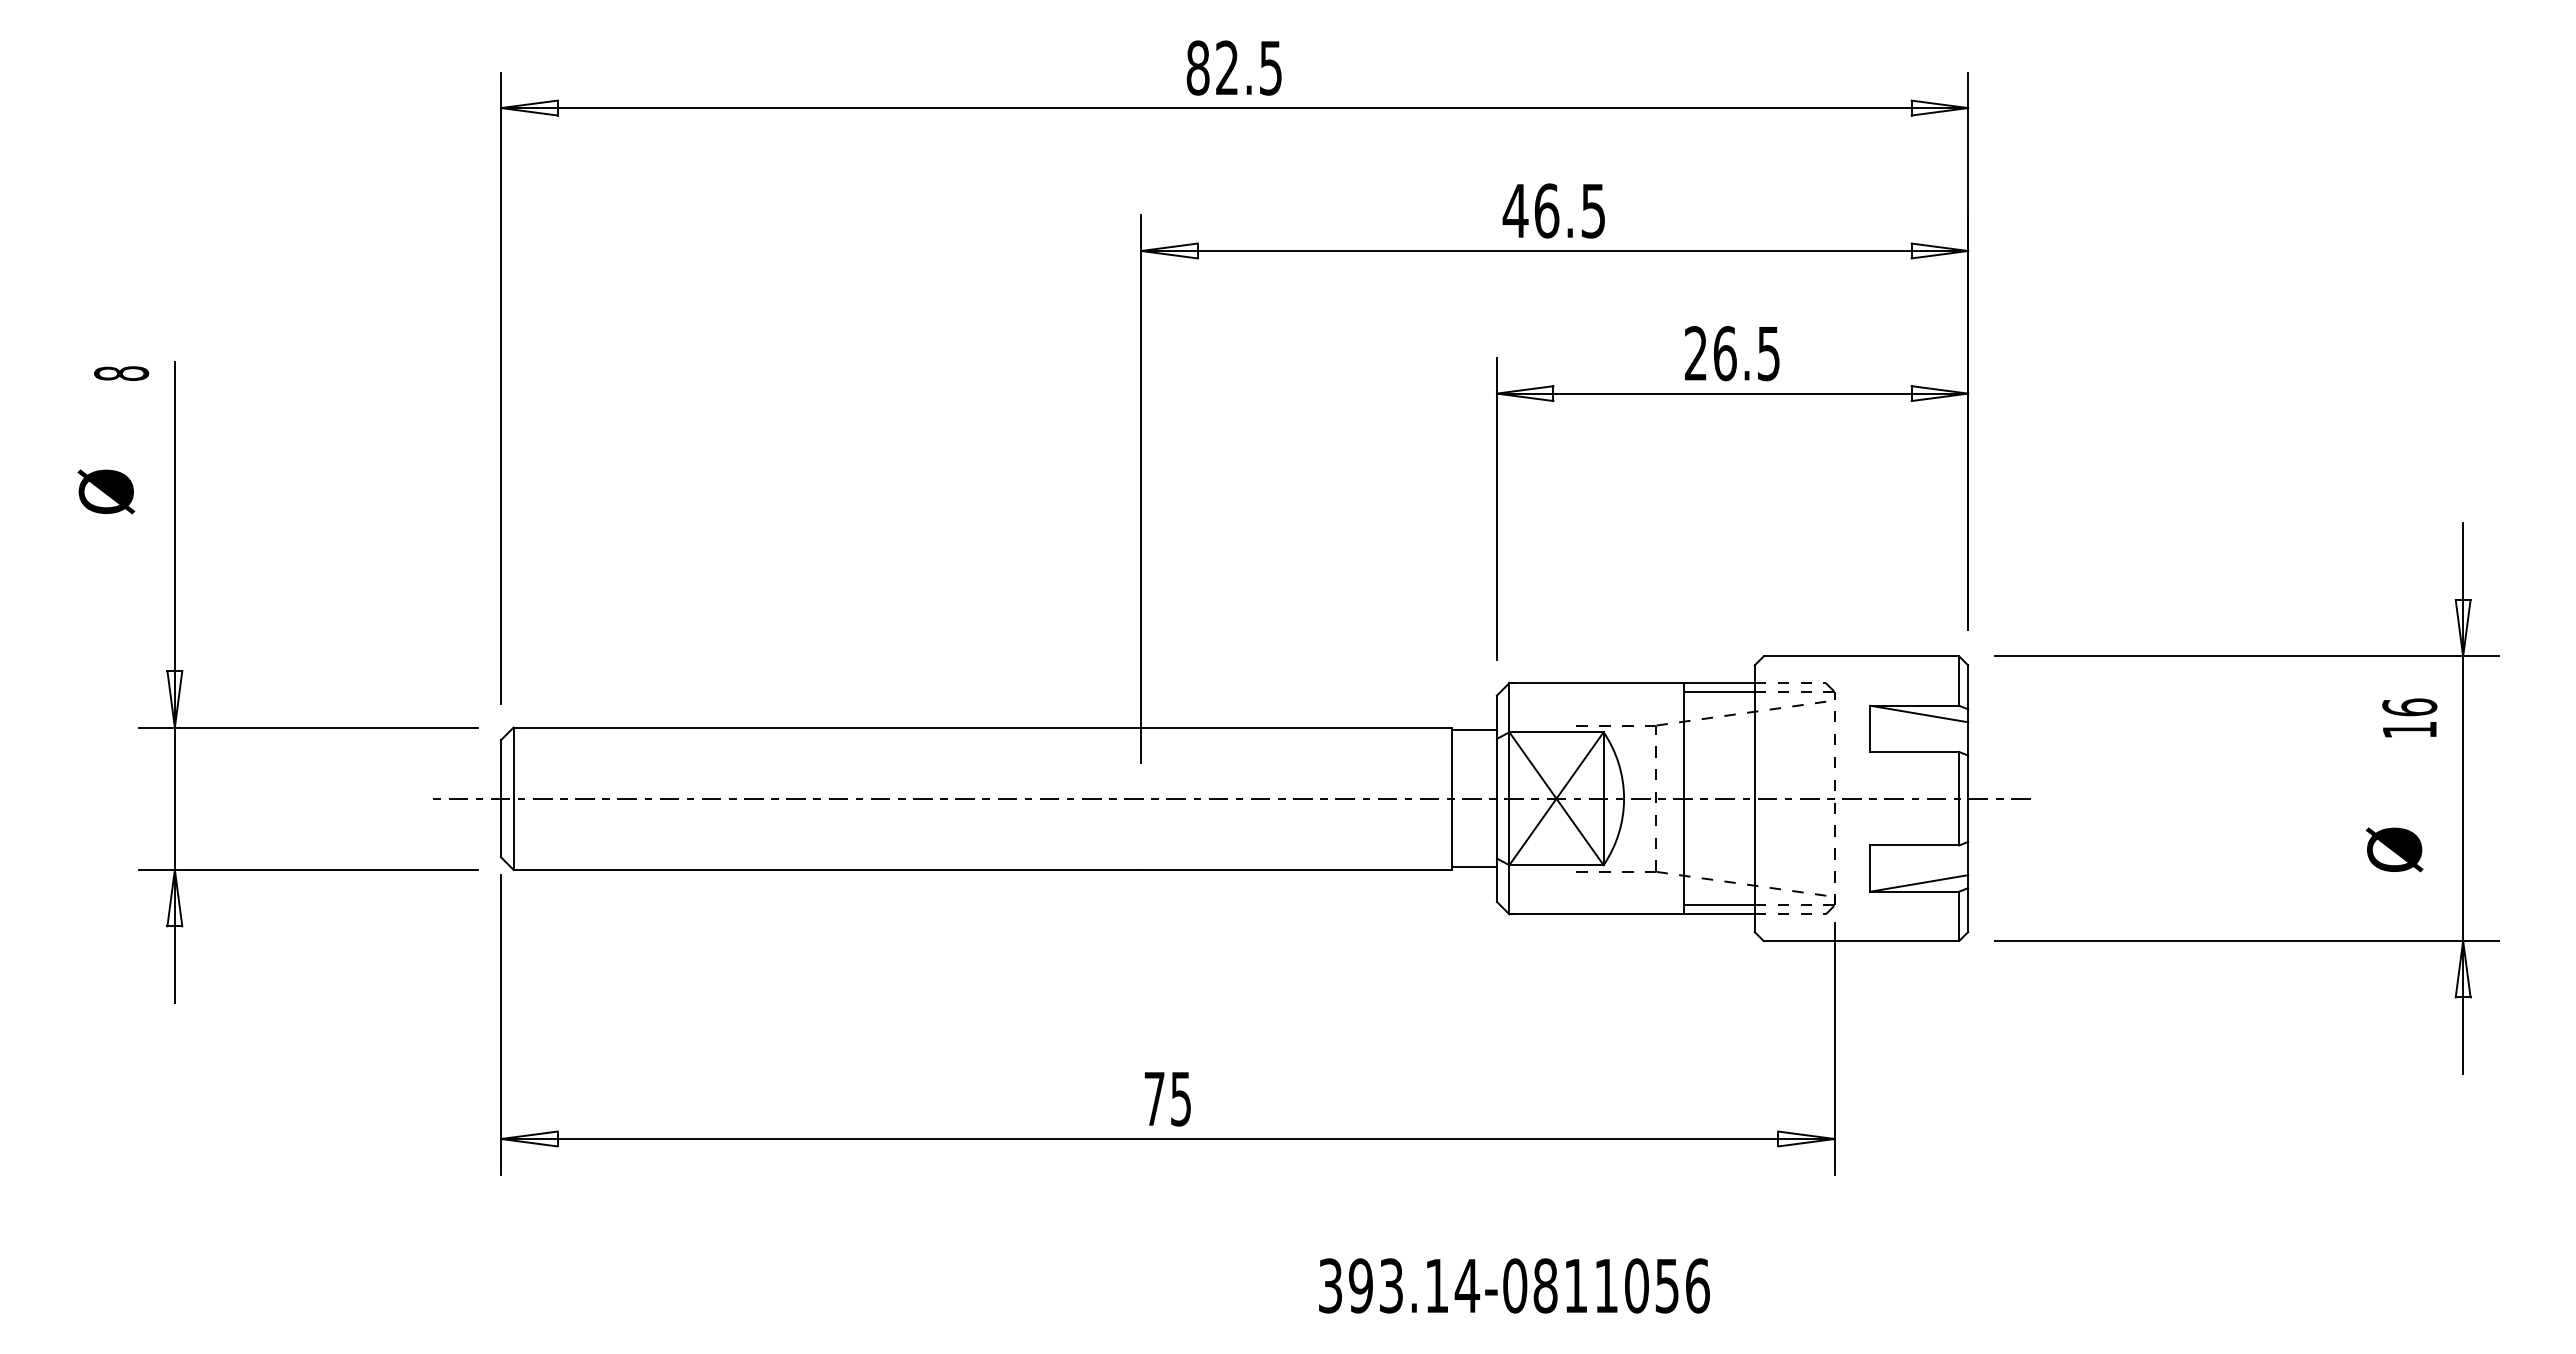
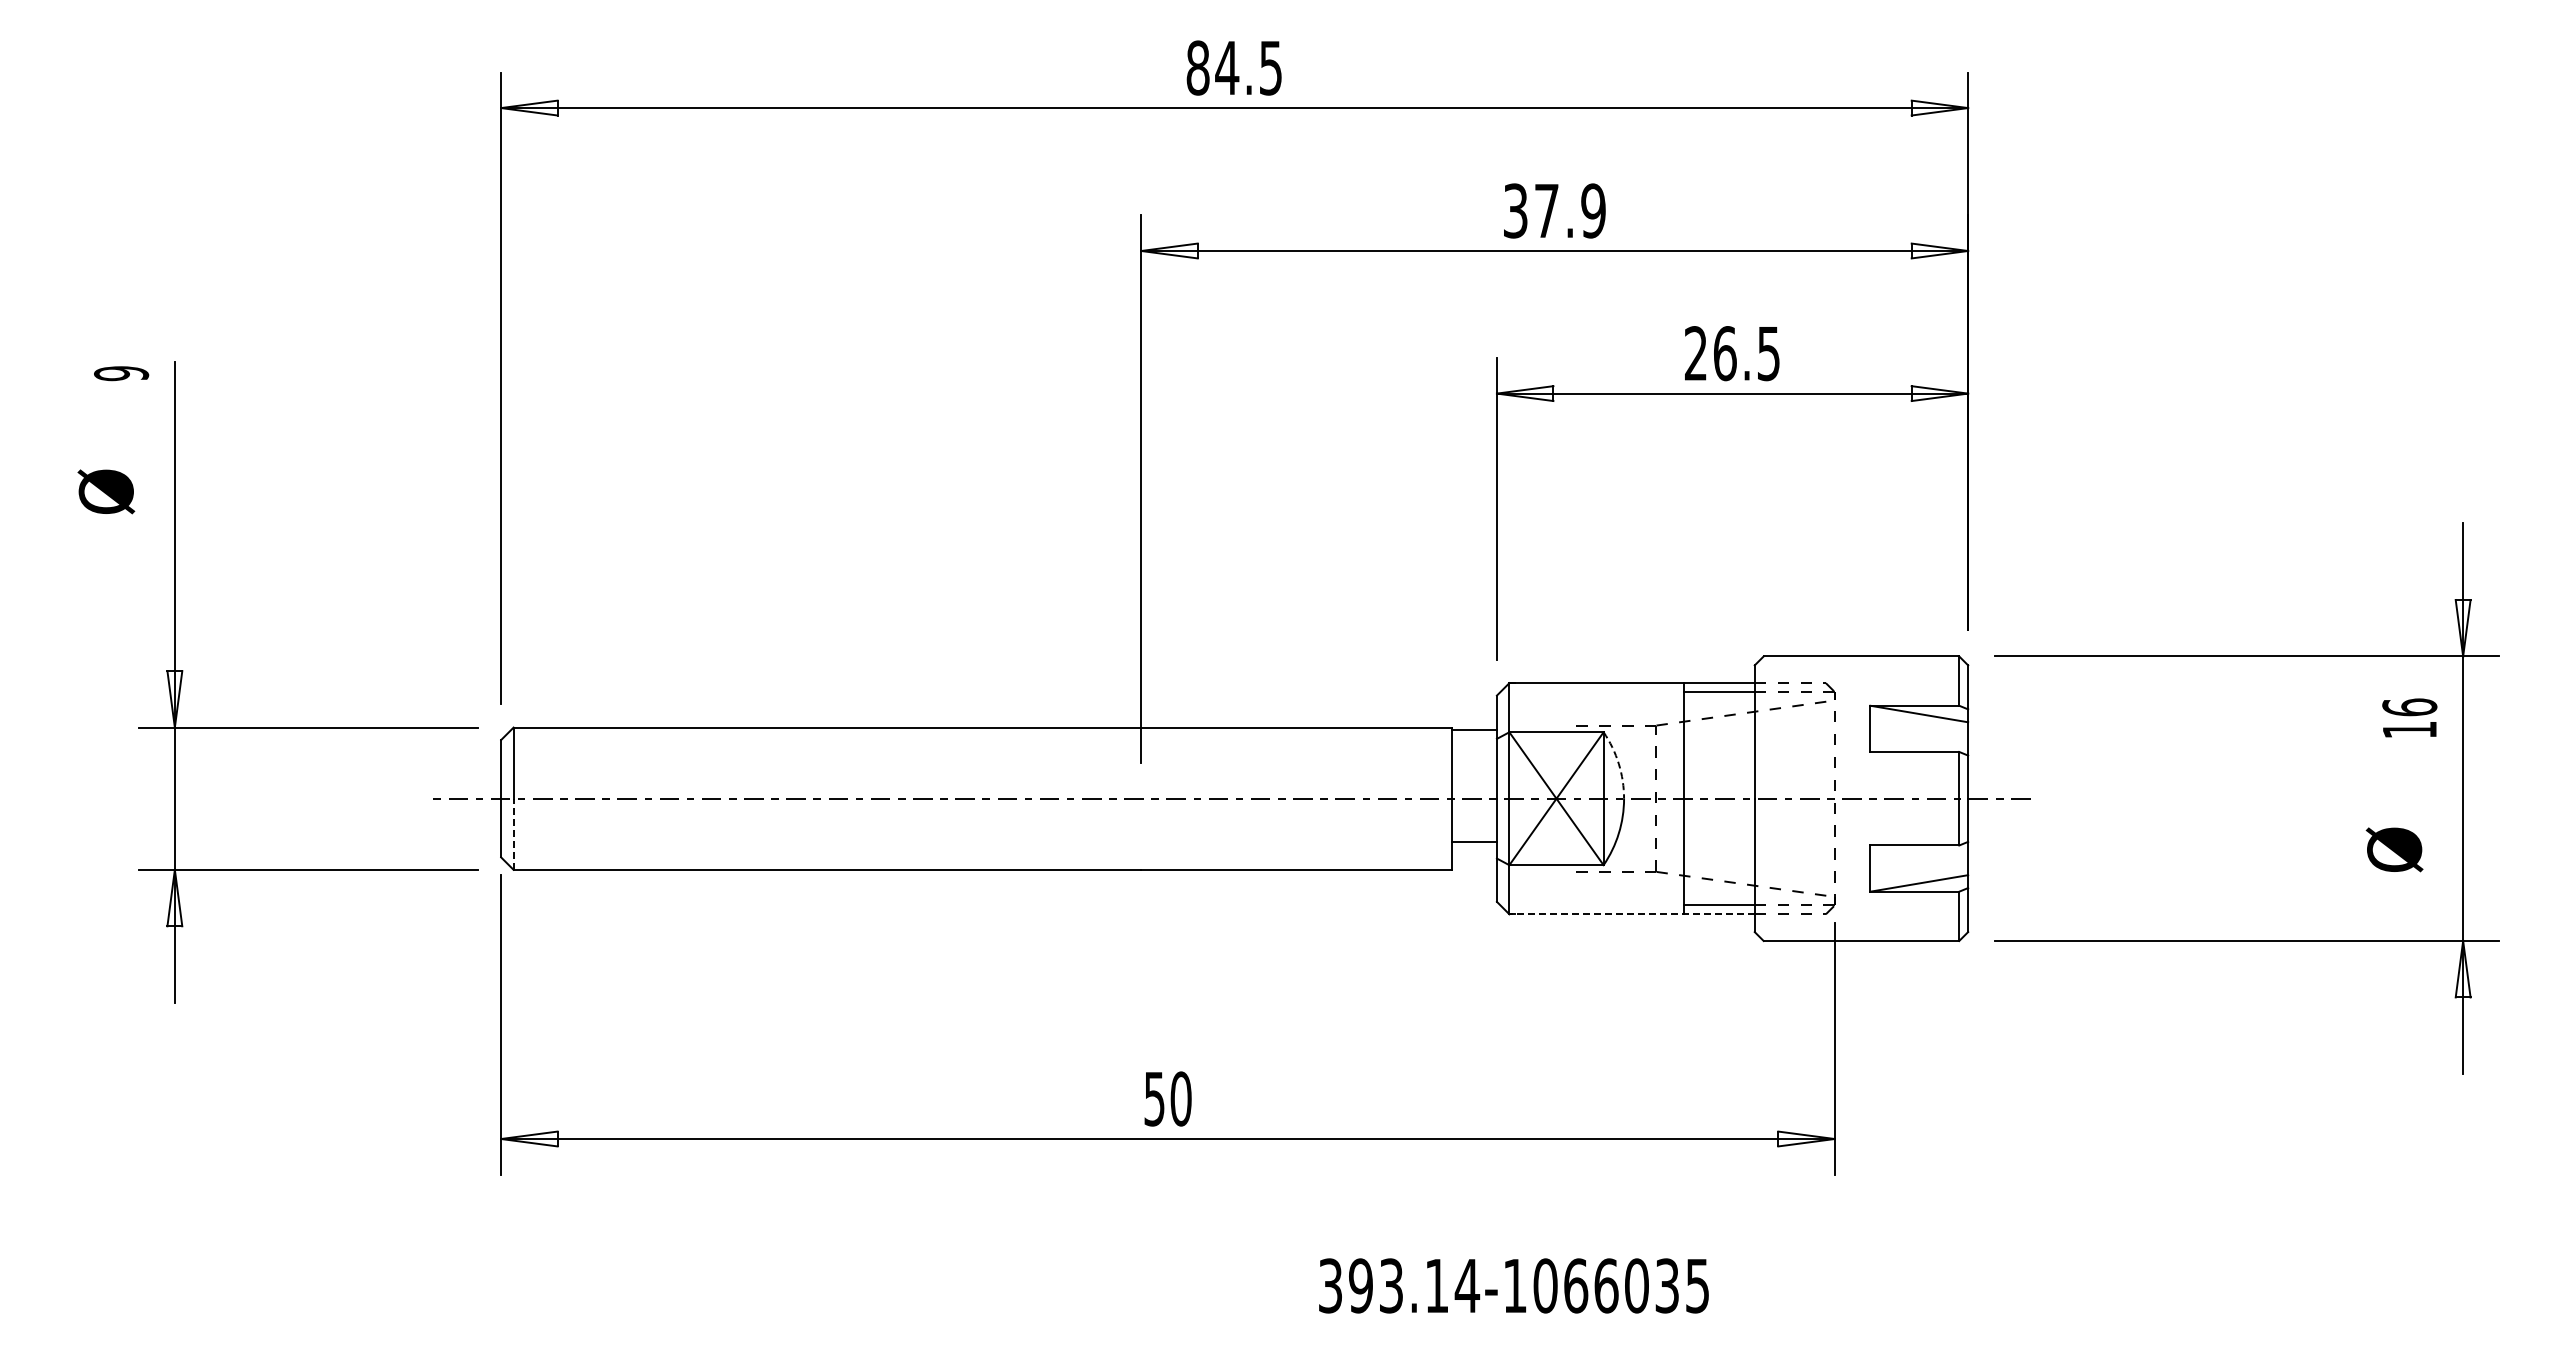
text: 82.5 -> 84.5 (1227, 67)
text: 46.5 -> 37.9 (1553, 210)
text: 8 -> 9 (121, 373)
arc: solid -> dashed (1618, 763)
line: solid -> dashed (513, 834)
line position: (1474, 867) -> (1474, 842) (1474, 842)
line: solid -> dashed (1632, 914)
text: 75 -> 50 (1167, 1098)
text: 393.14-0811056 -> 393.14-1066035 (1606, 1285)
